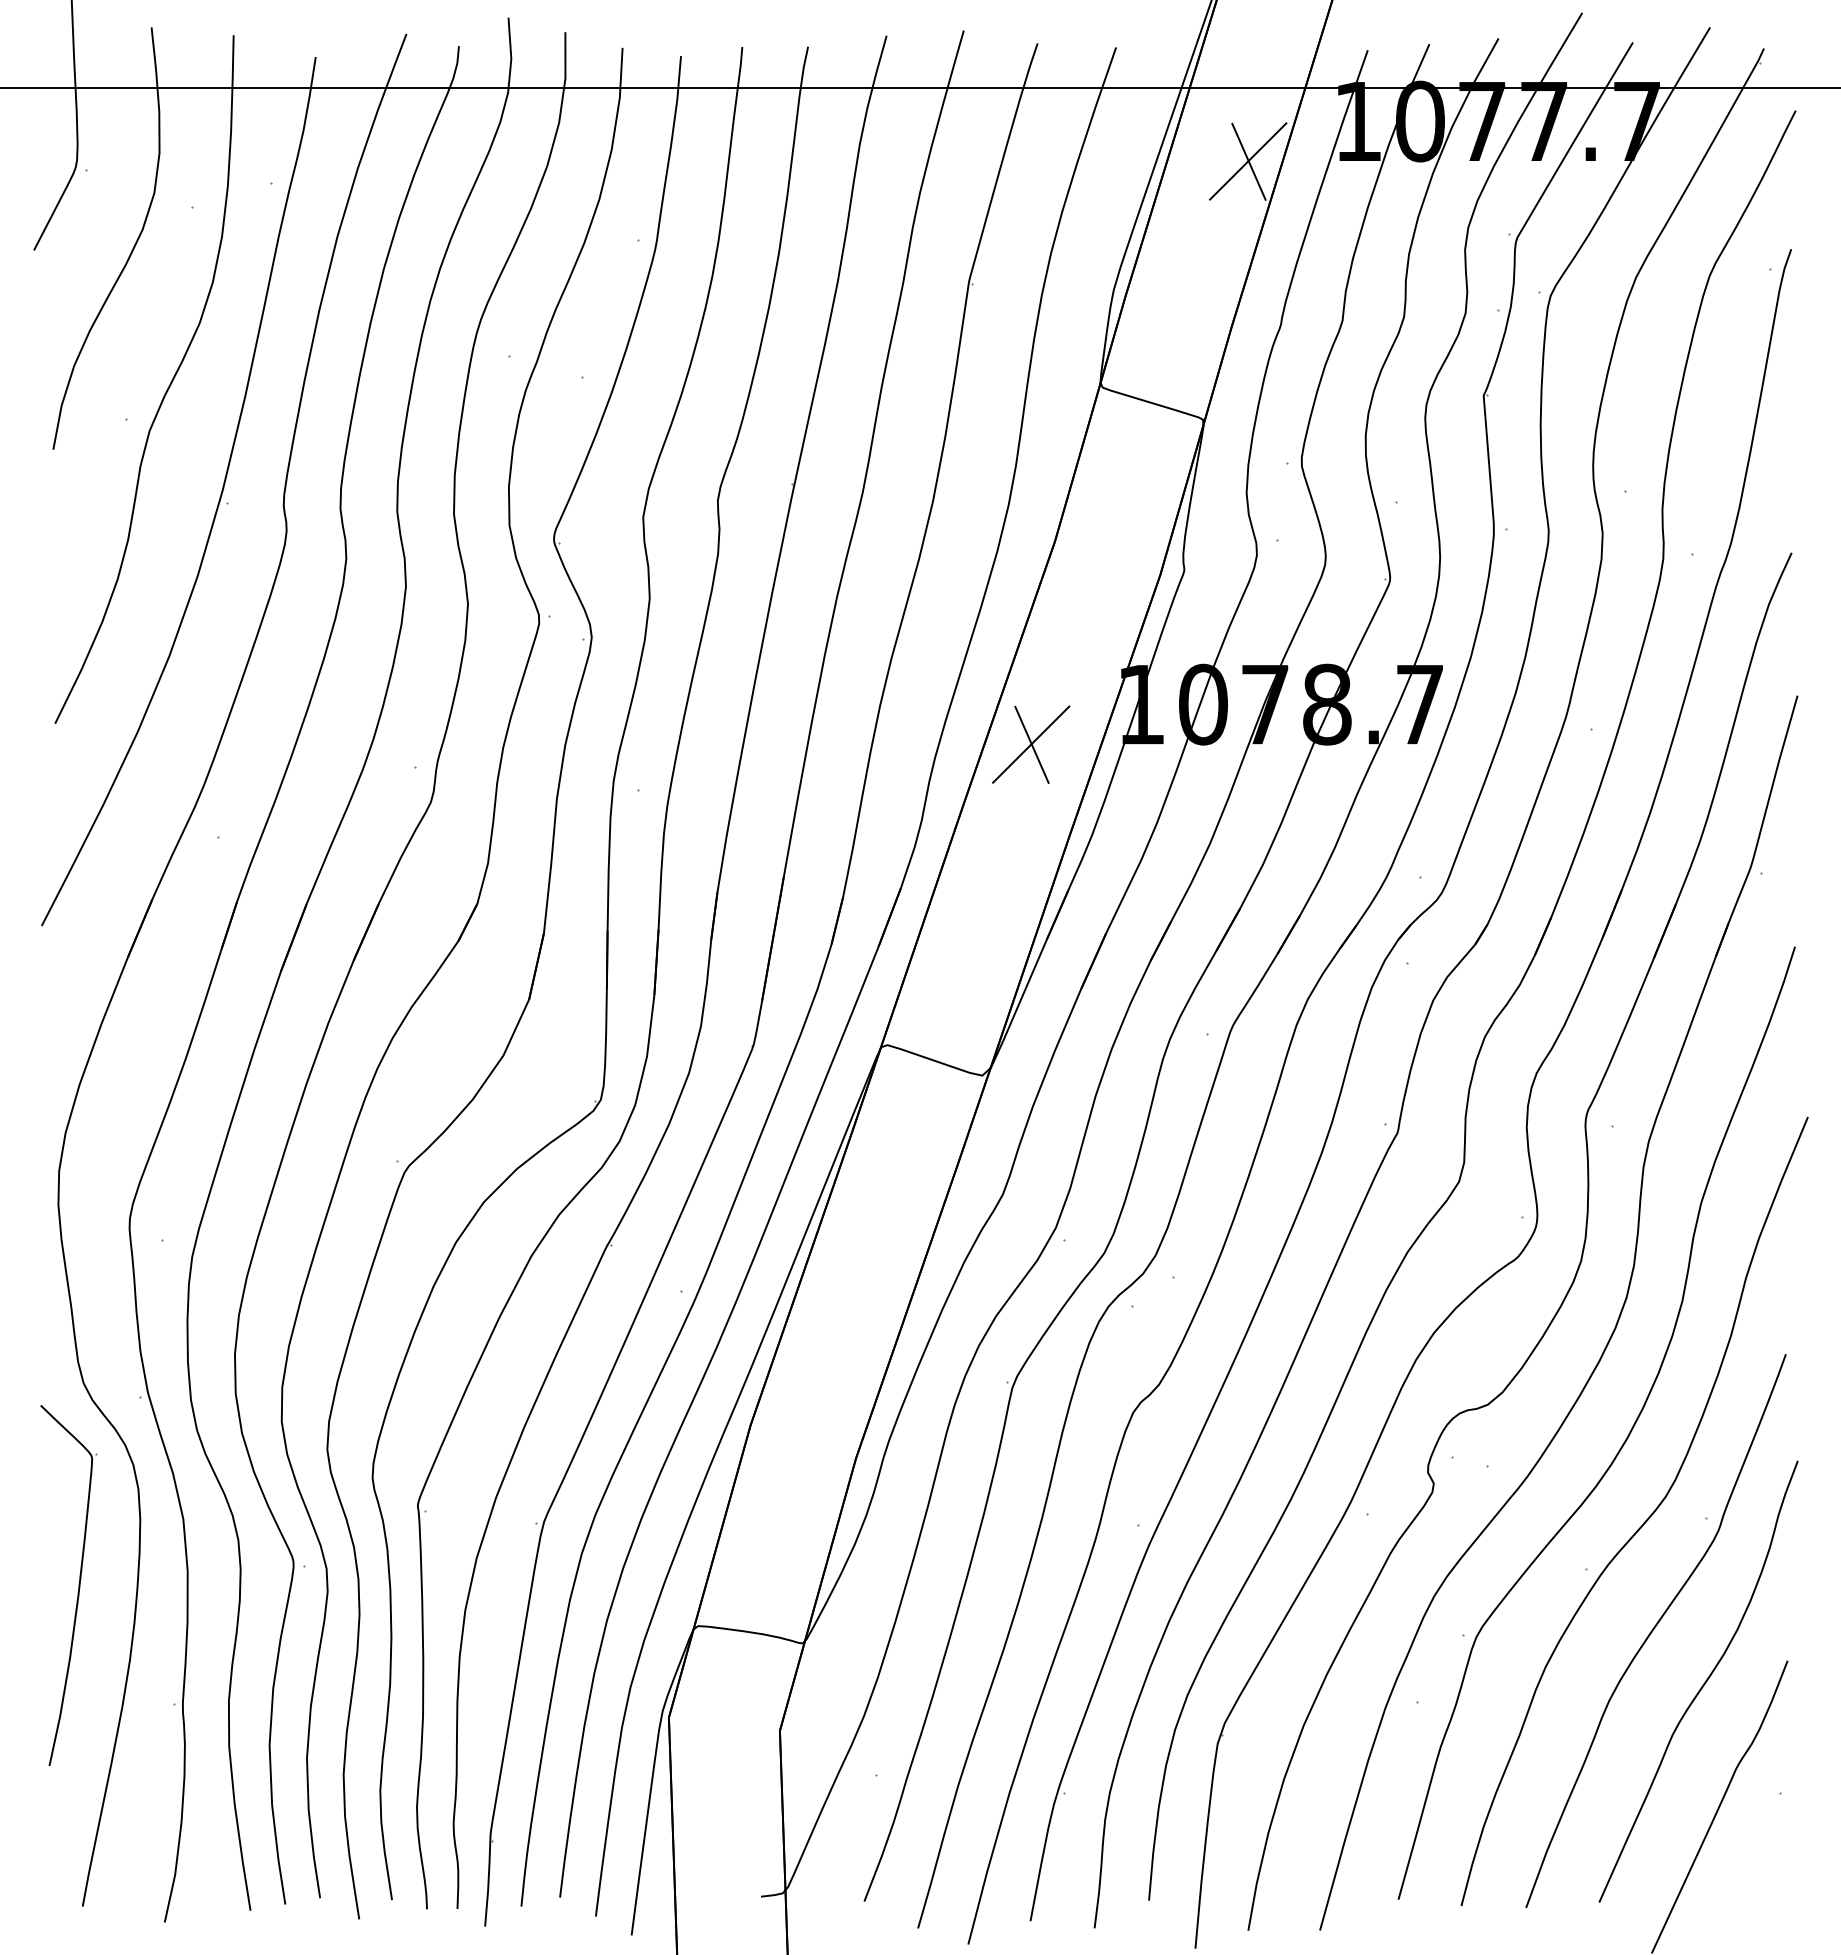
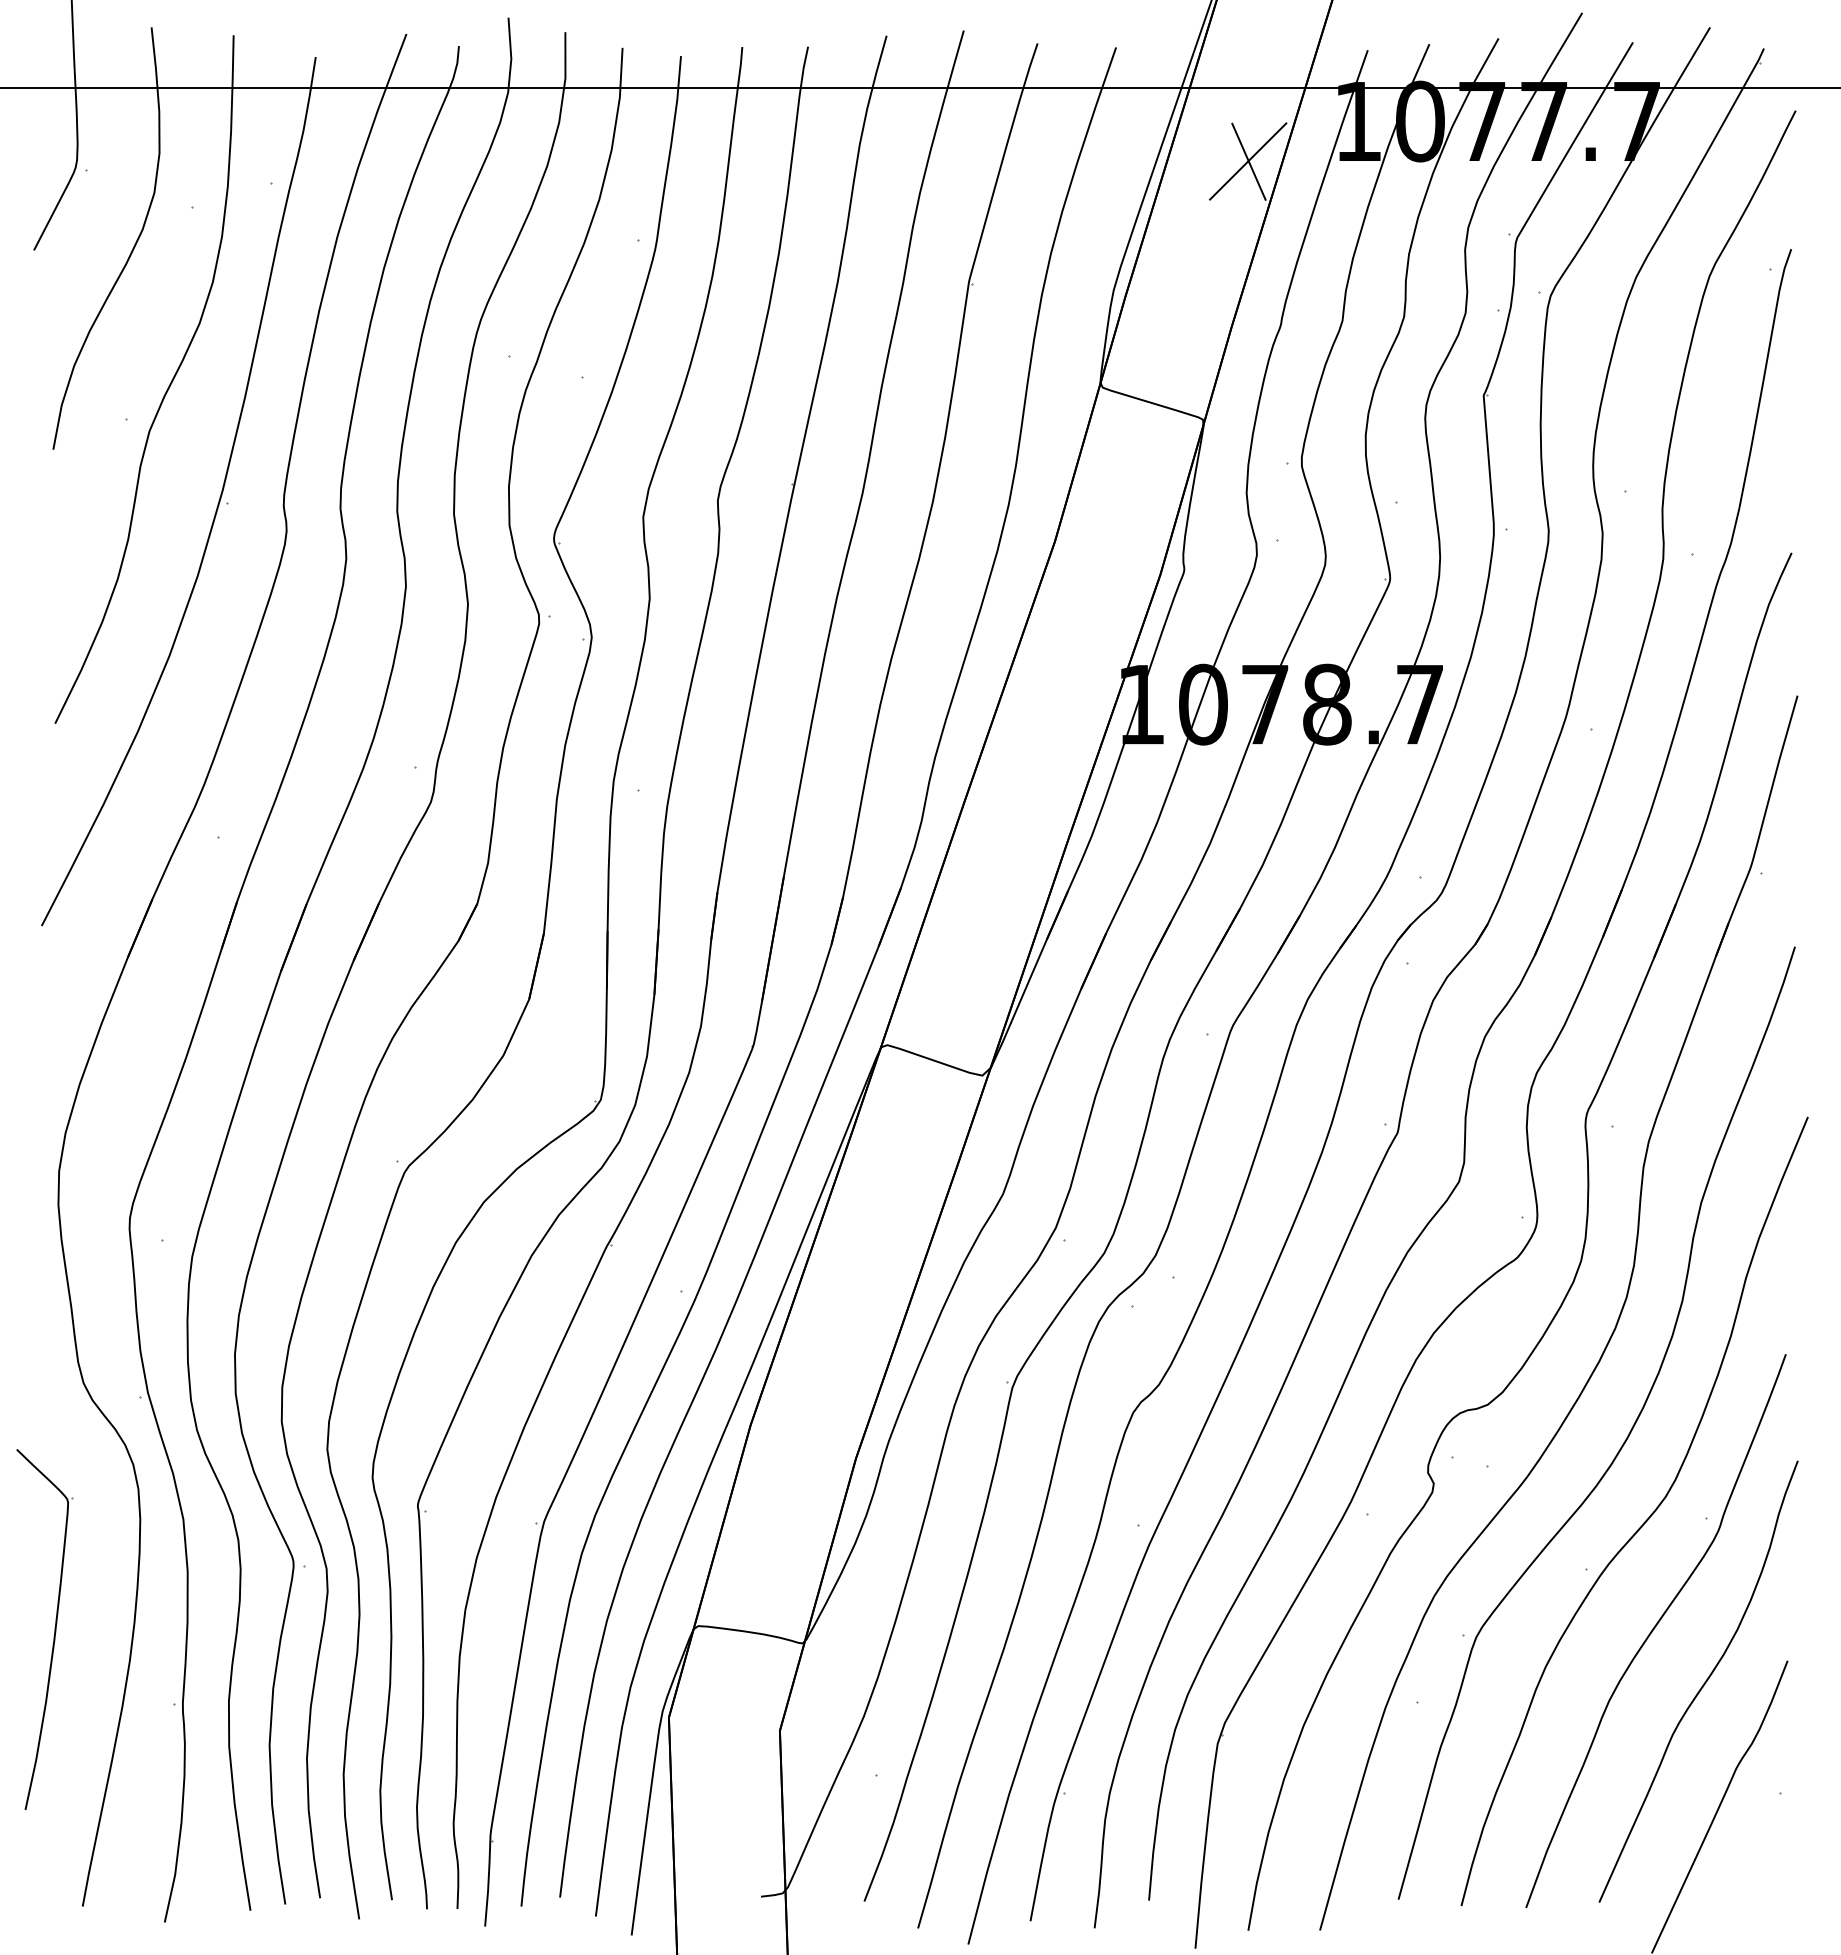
part: present -> none (1031, 744)
part position: (78, 1585) -> (54, 1629) (54, 1629)
